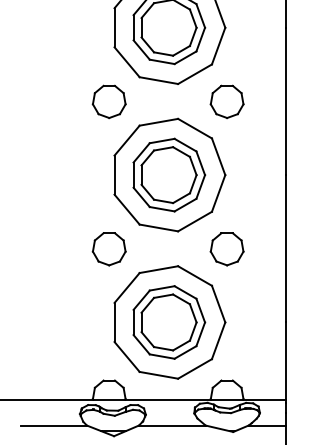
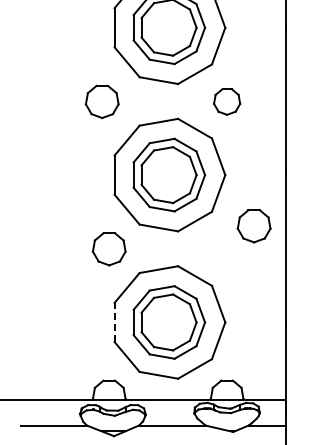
part position: (108, 101) -> (101, 101) (101, 101)
part size: 36x36 px -> 29x28 px (227, 101)
part position: (226, 249) -> (253, 226) (253, 226)
line: solid -> dashed (114, 322)
